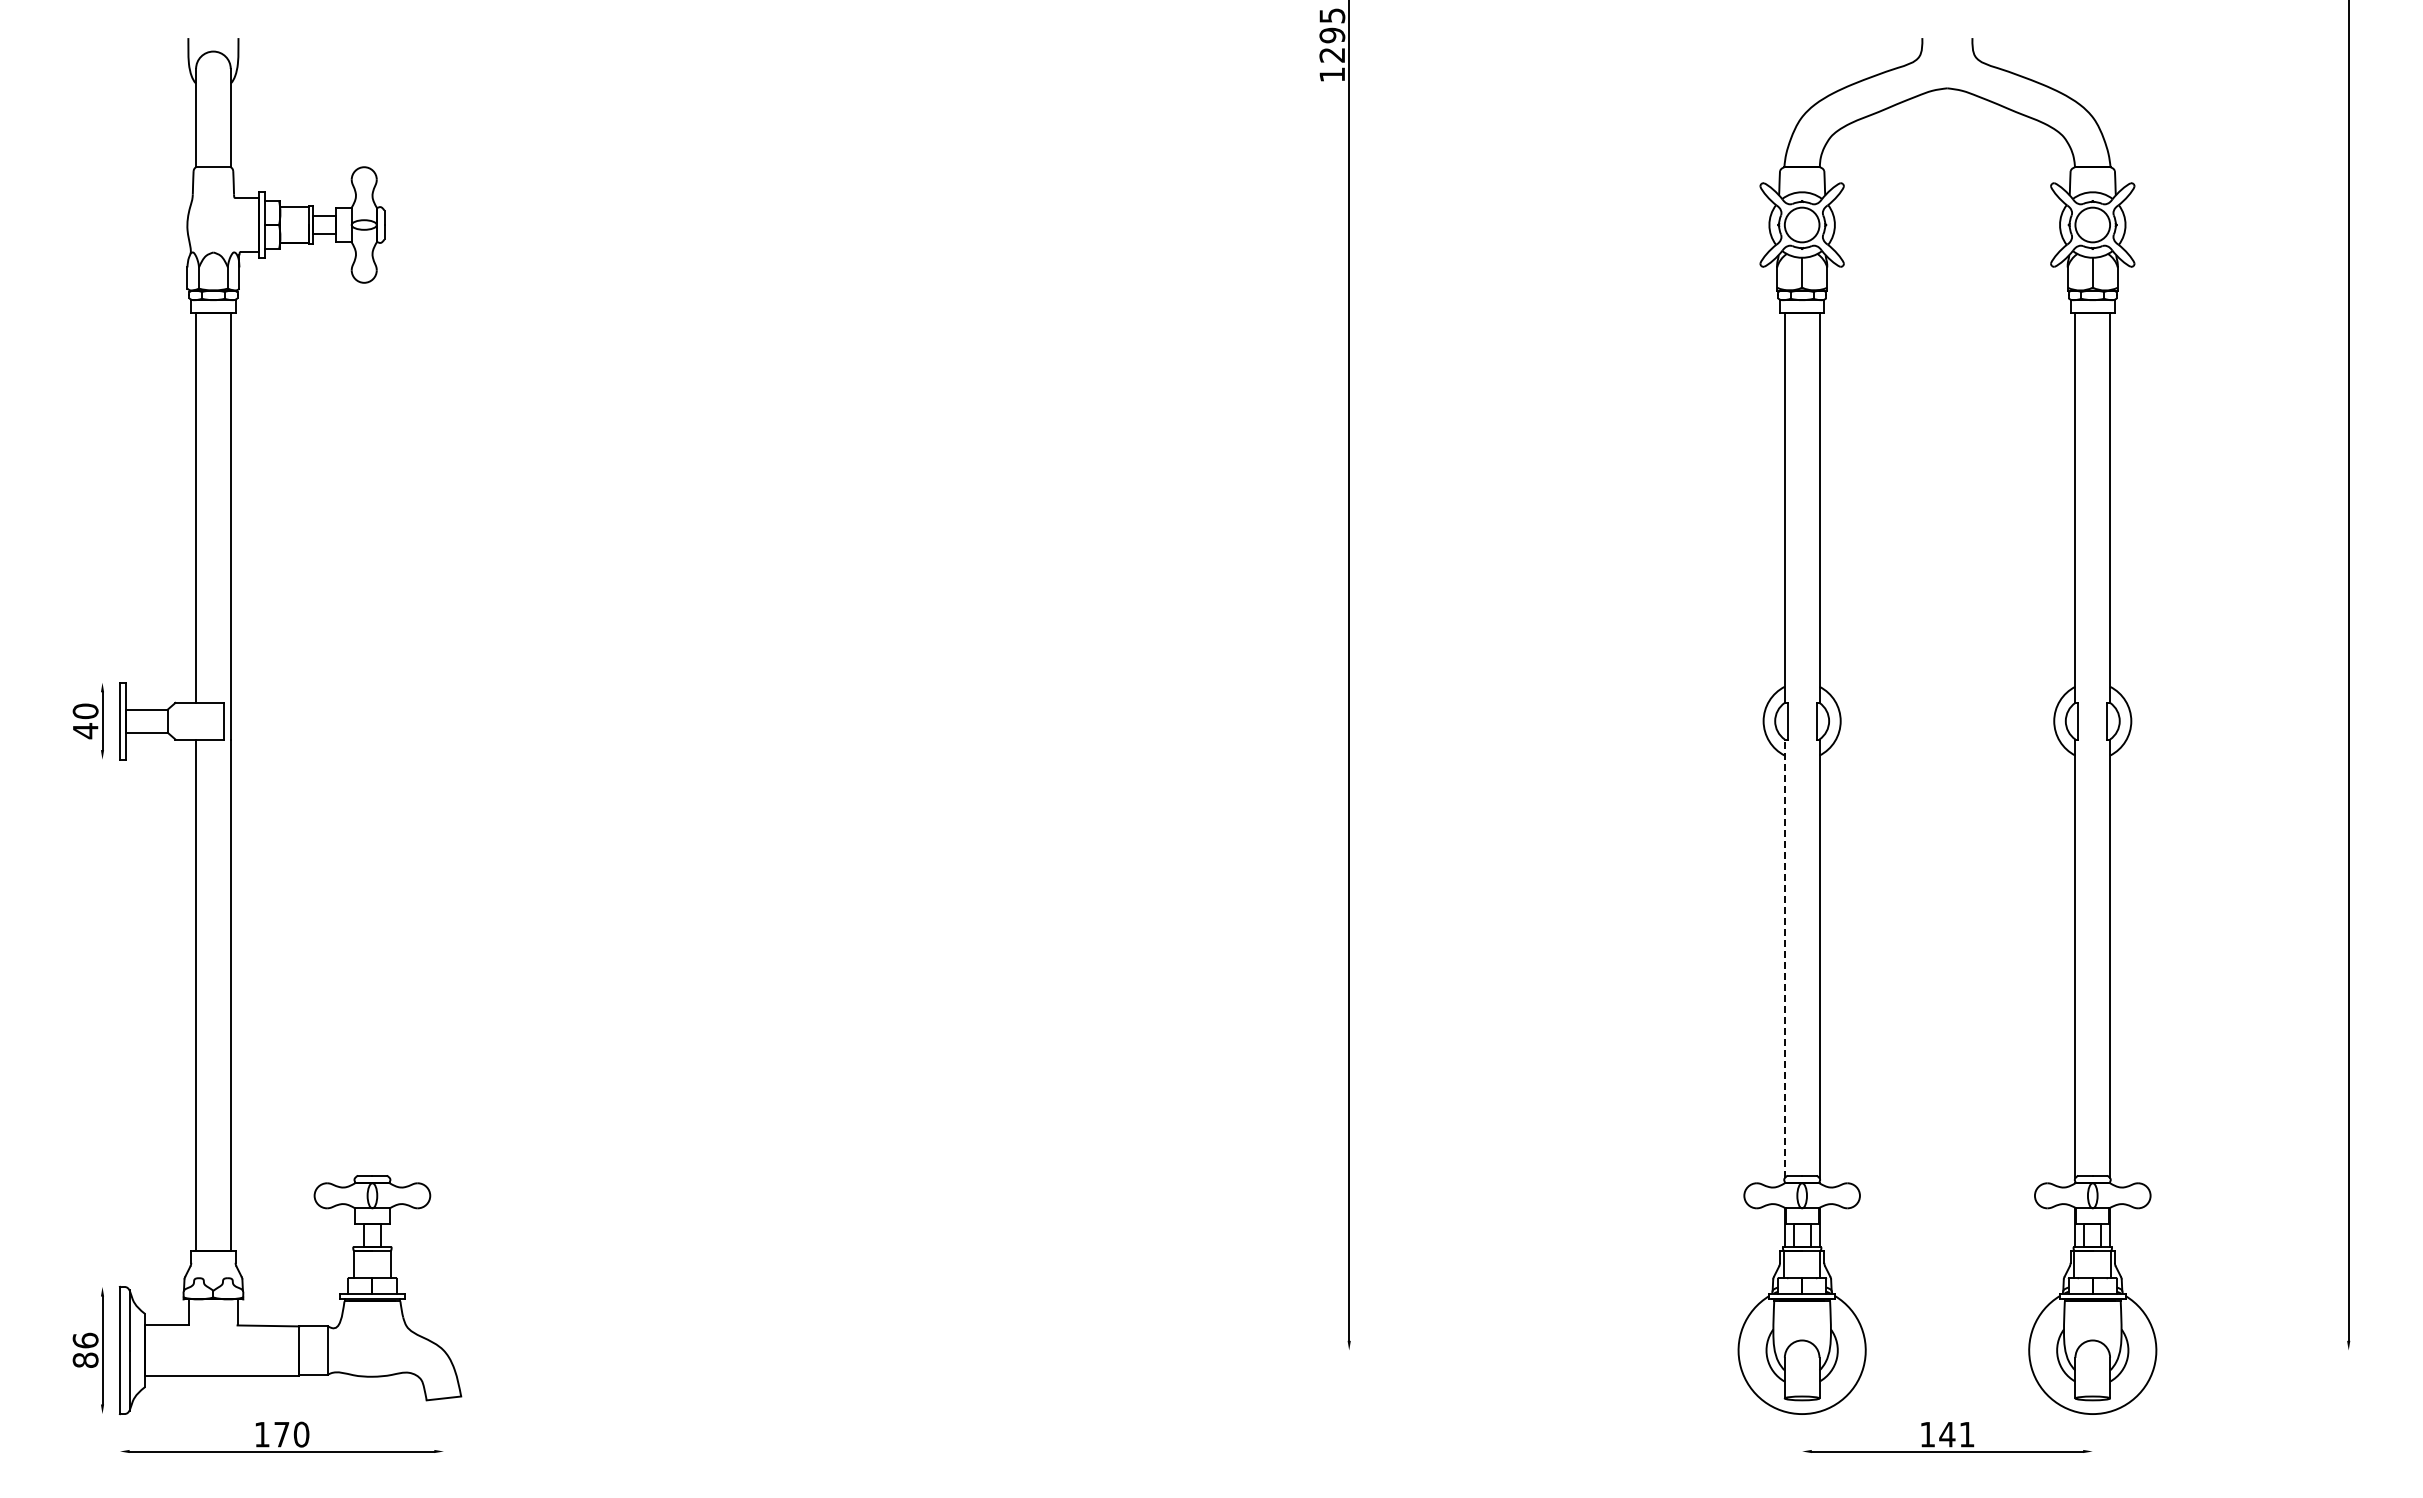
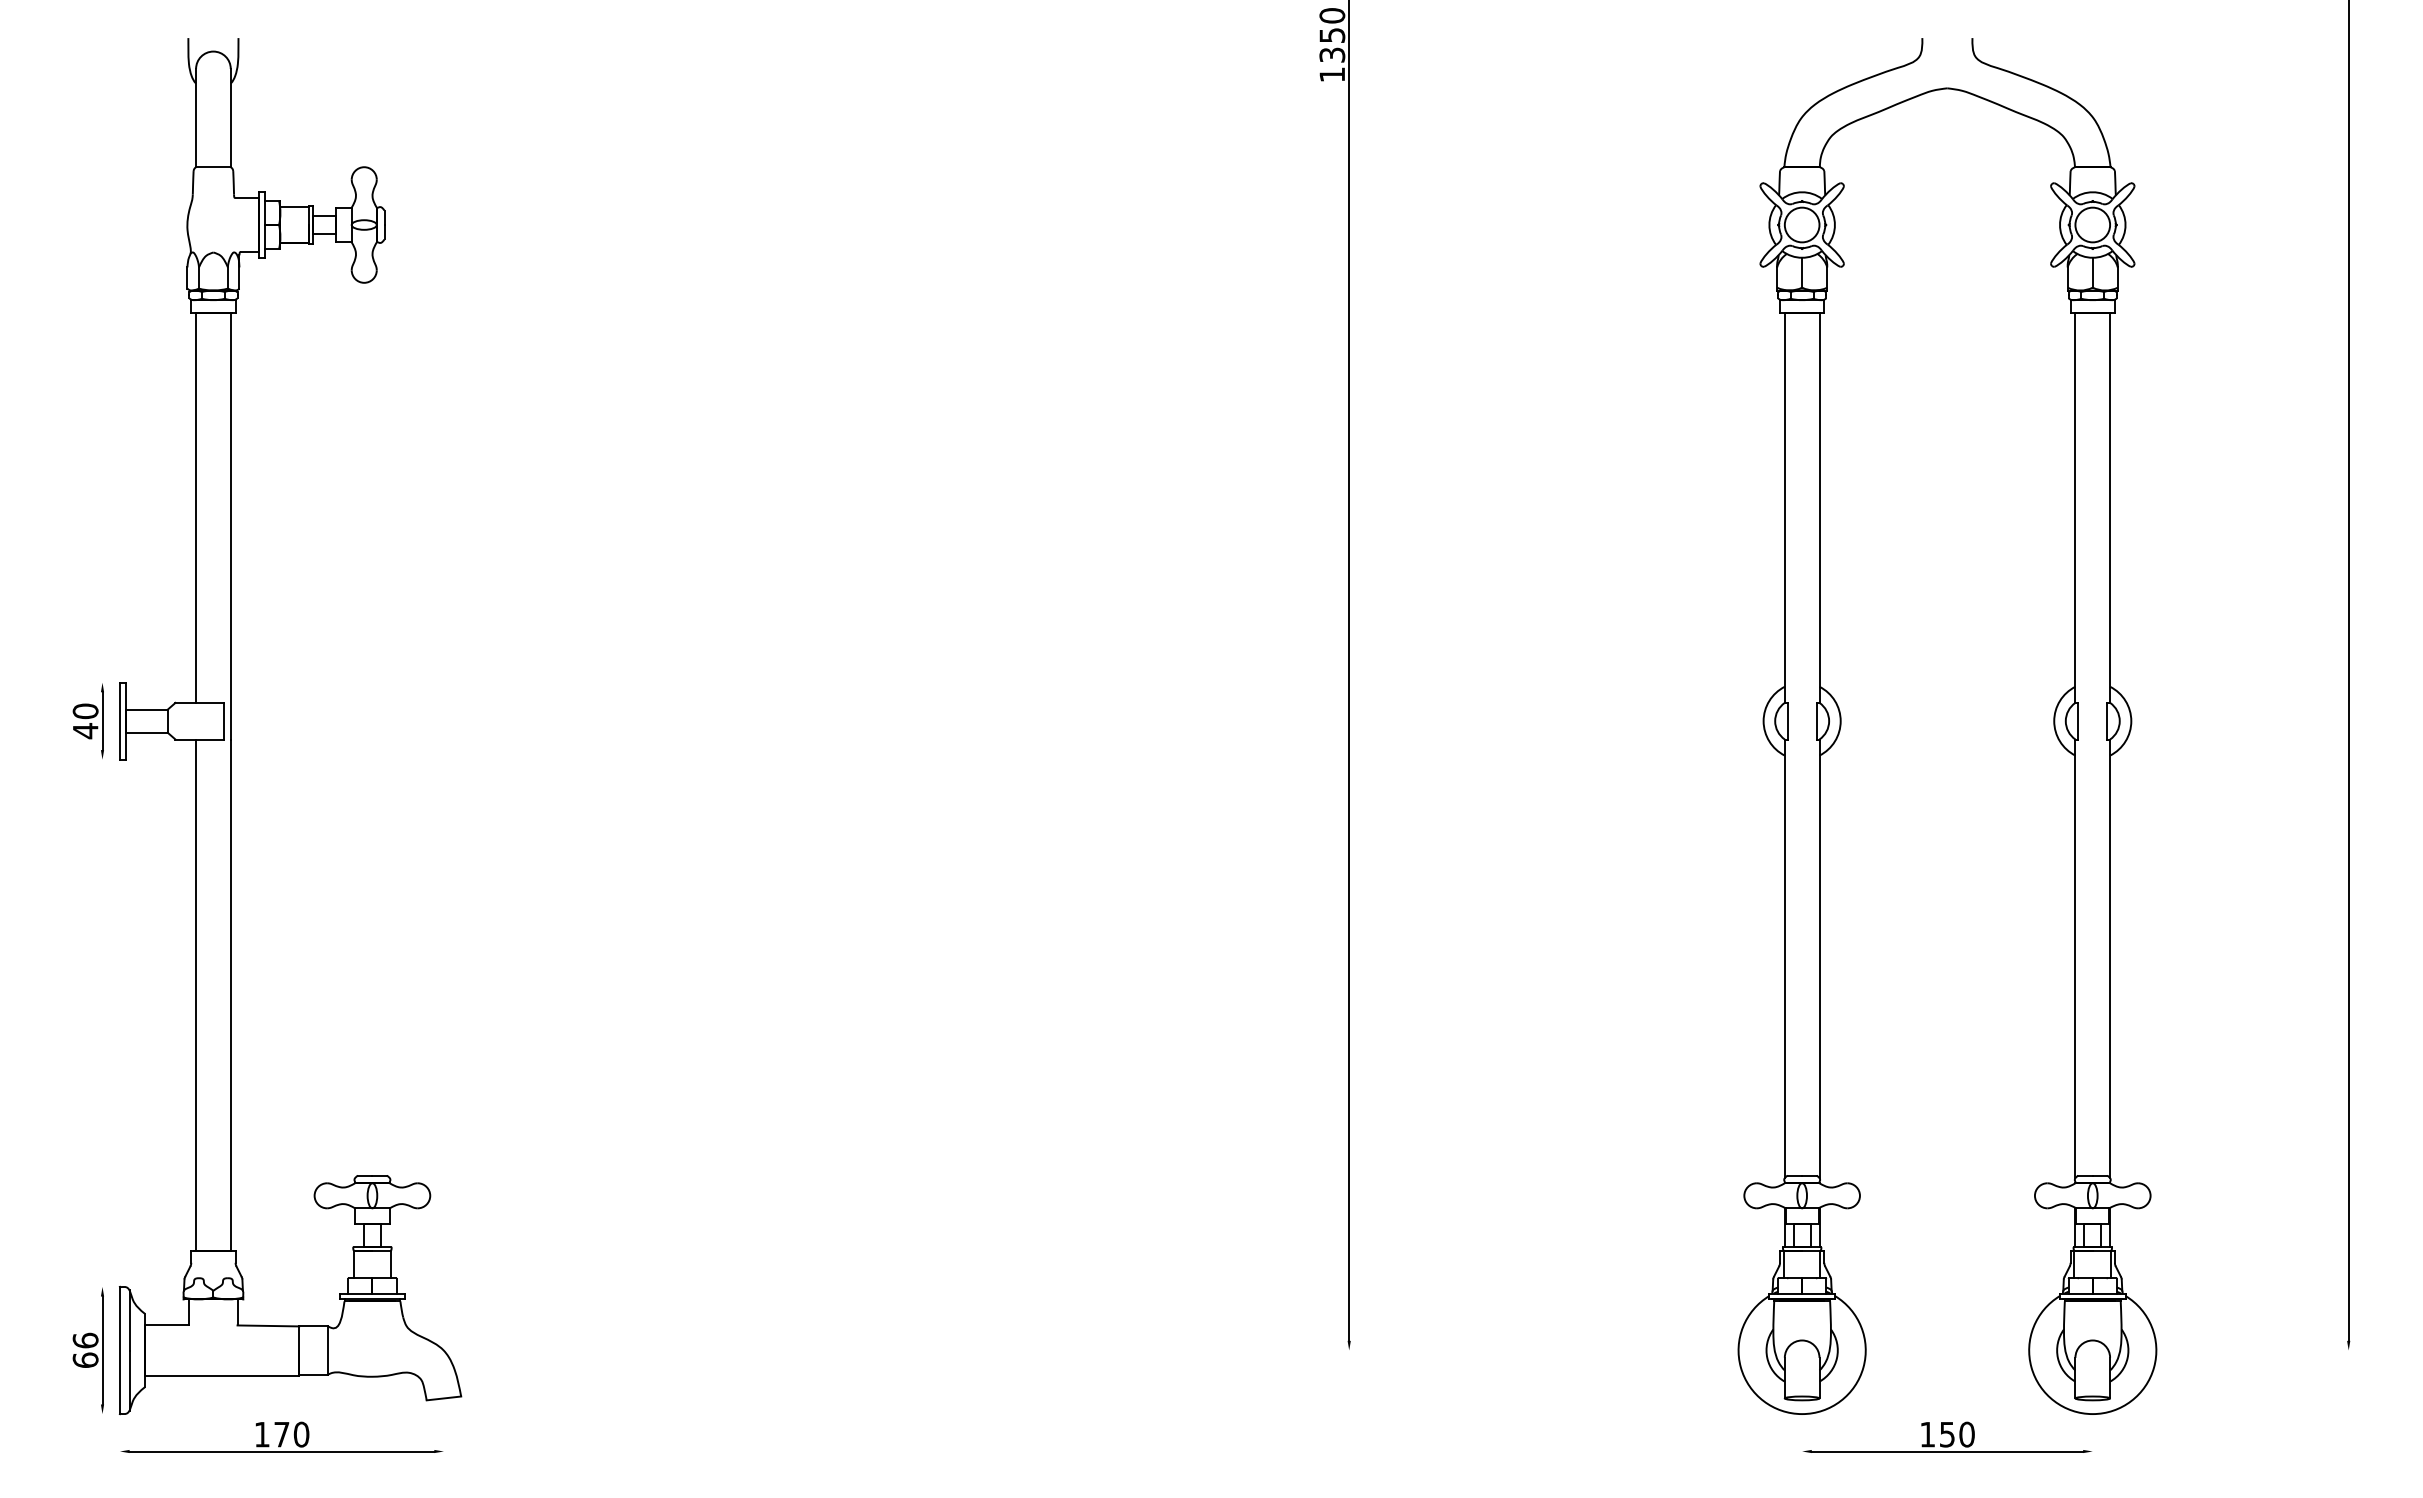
text: 1295 -> 1350 (1332, 35)
line: dashed -> solid (1784, 958)
text: 86 -> 66 (85, 1359)
text: 141 -> 150 (1956, 1434)
